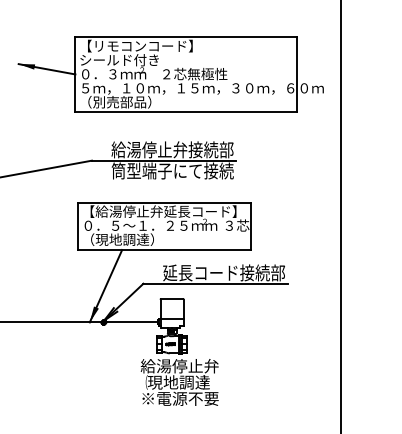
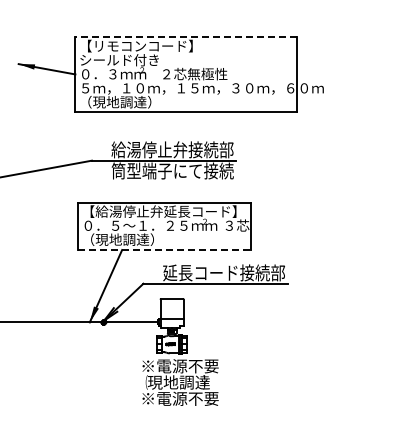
line: solid -> dashed (186, 37)
text: （別売部品） -> （現地調達） (119, 102)
line: present -> none (340, 216)
line: solid -> dashed (164, 250)
text: 給湯停止弁 -> ※電源不要 (179, 366)
